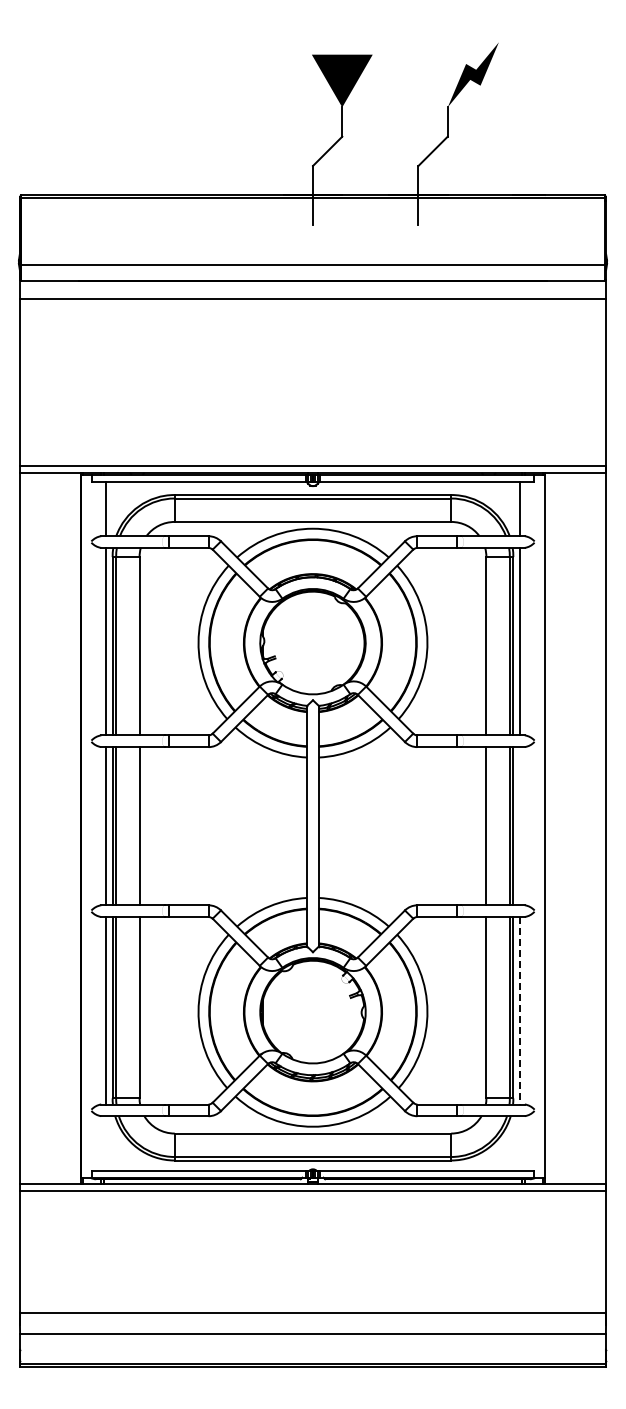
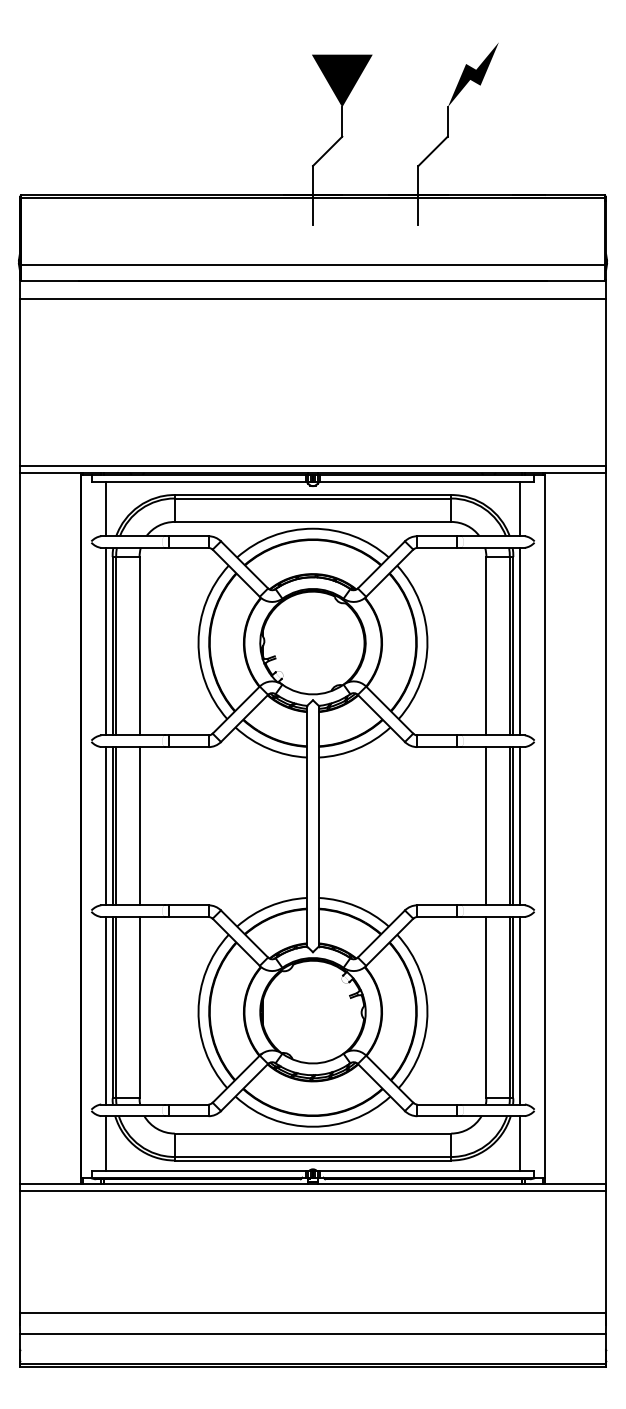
line: none -> present (520, 826)
line: dashed -> solid (520, 1010)
line: none -> present (105, 1143)
line: none -> present (520, 1143)
